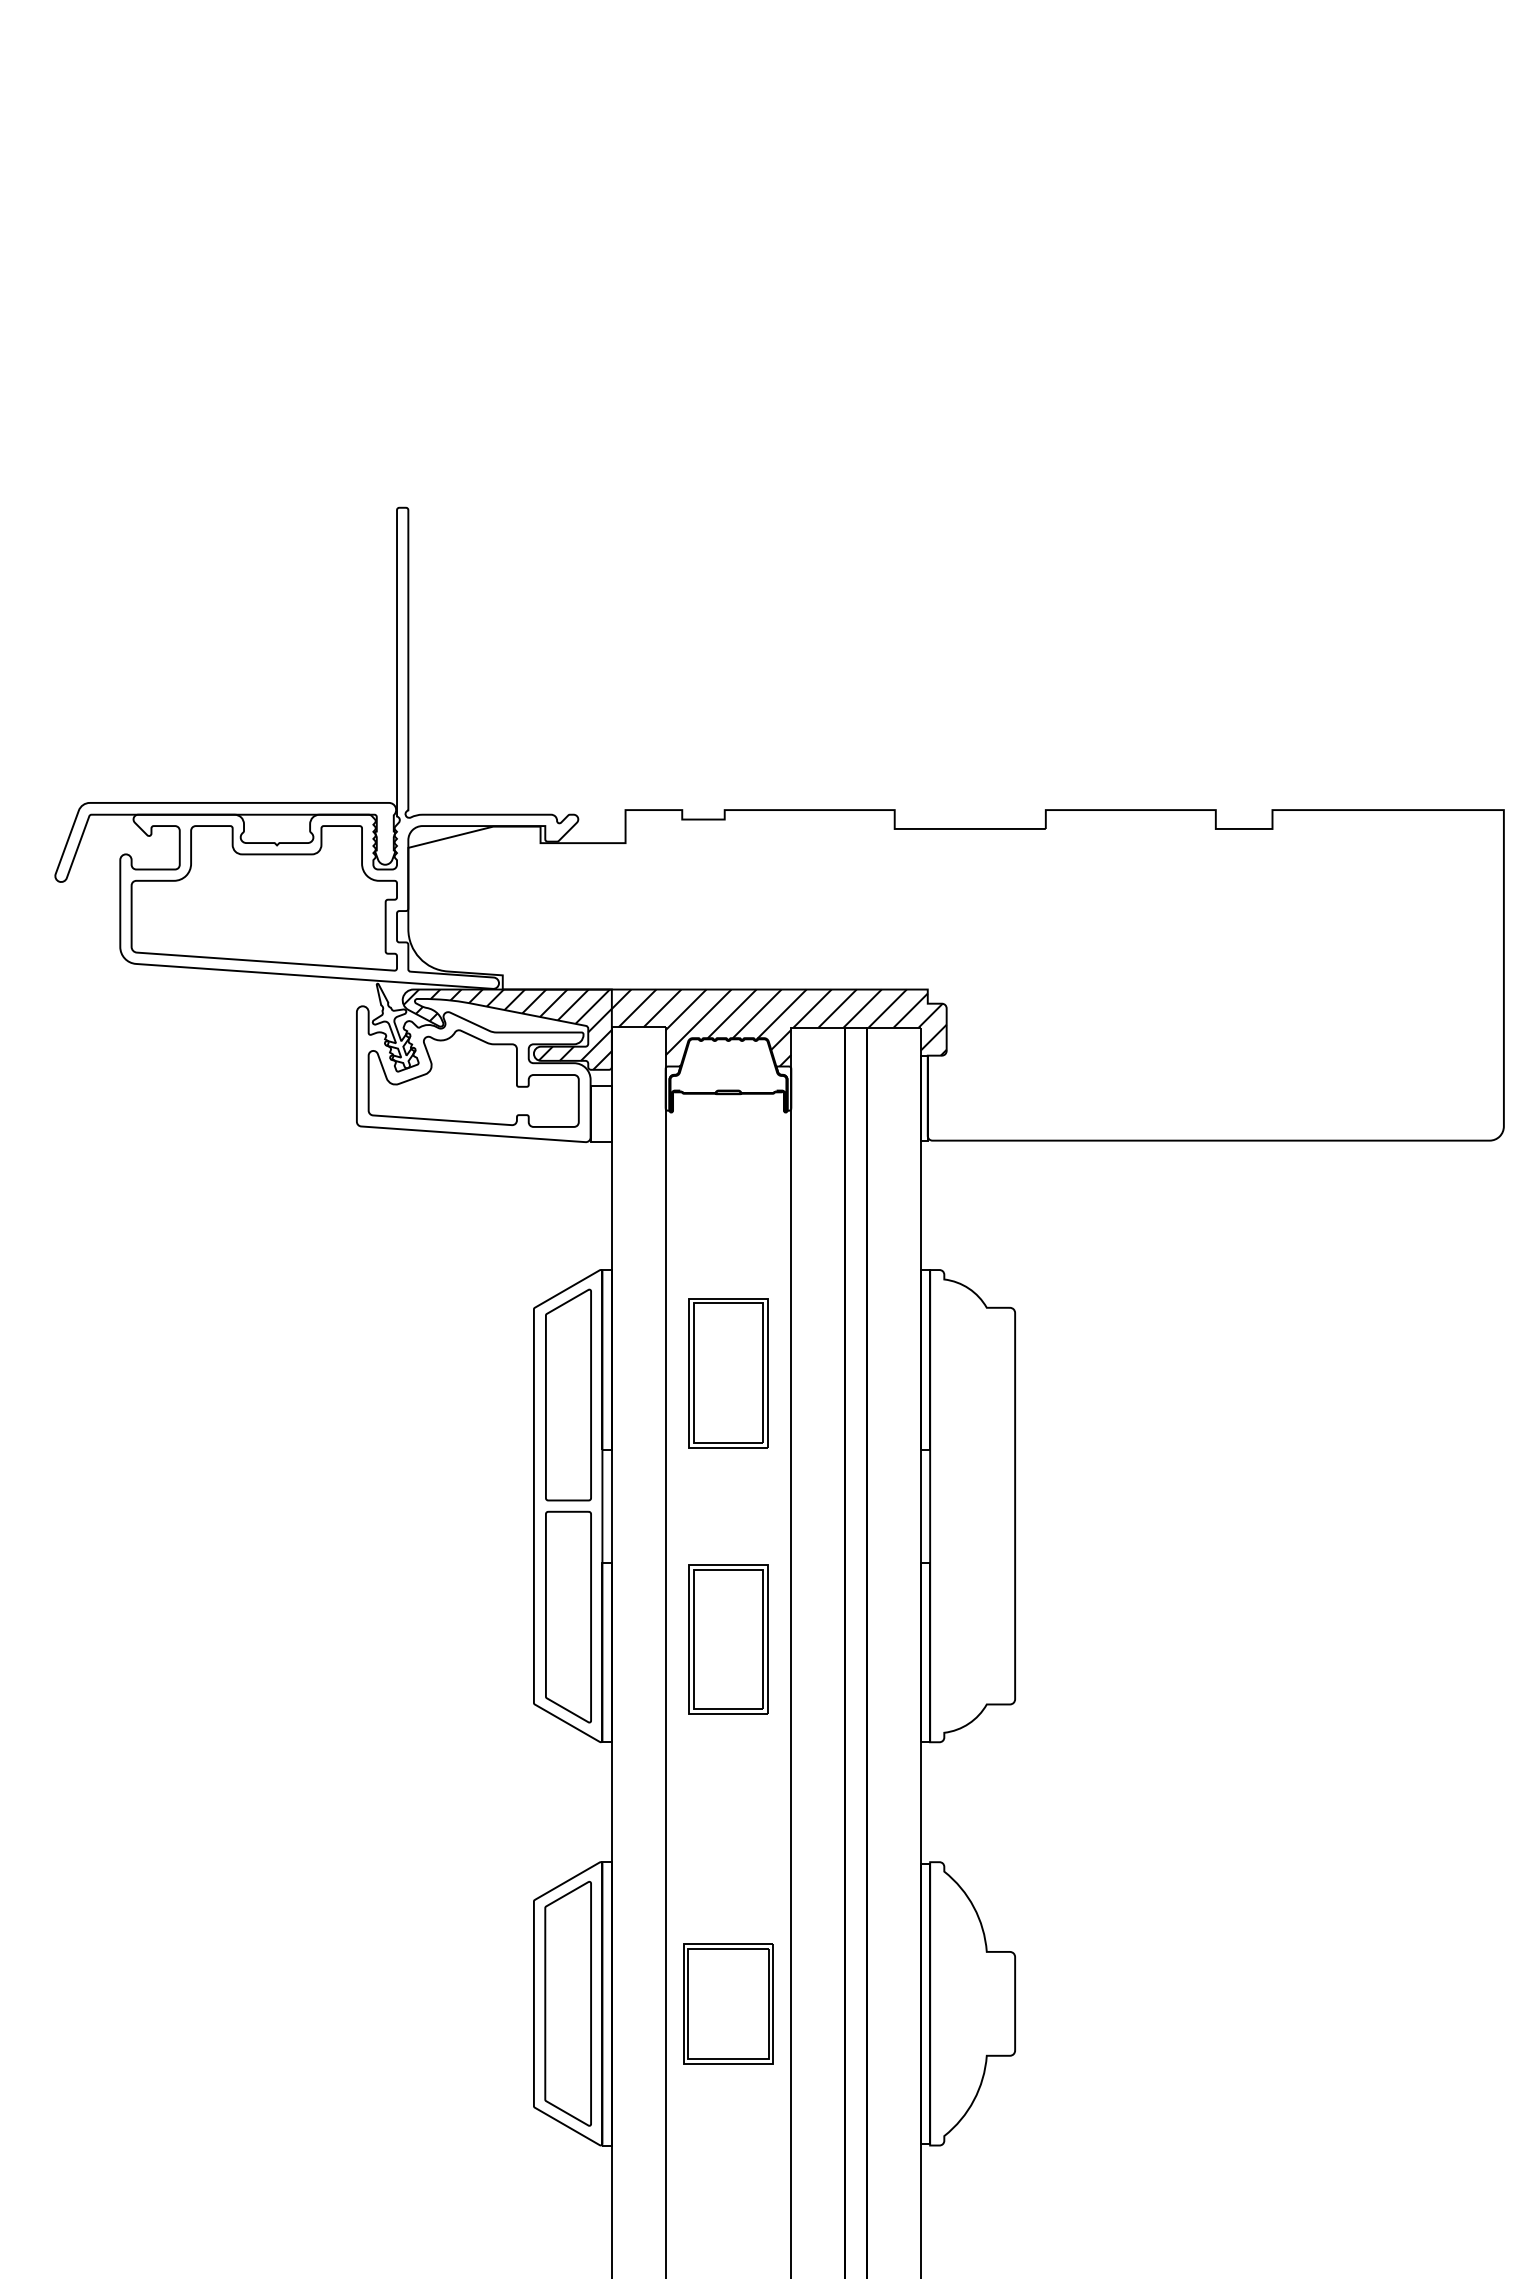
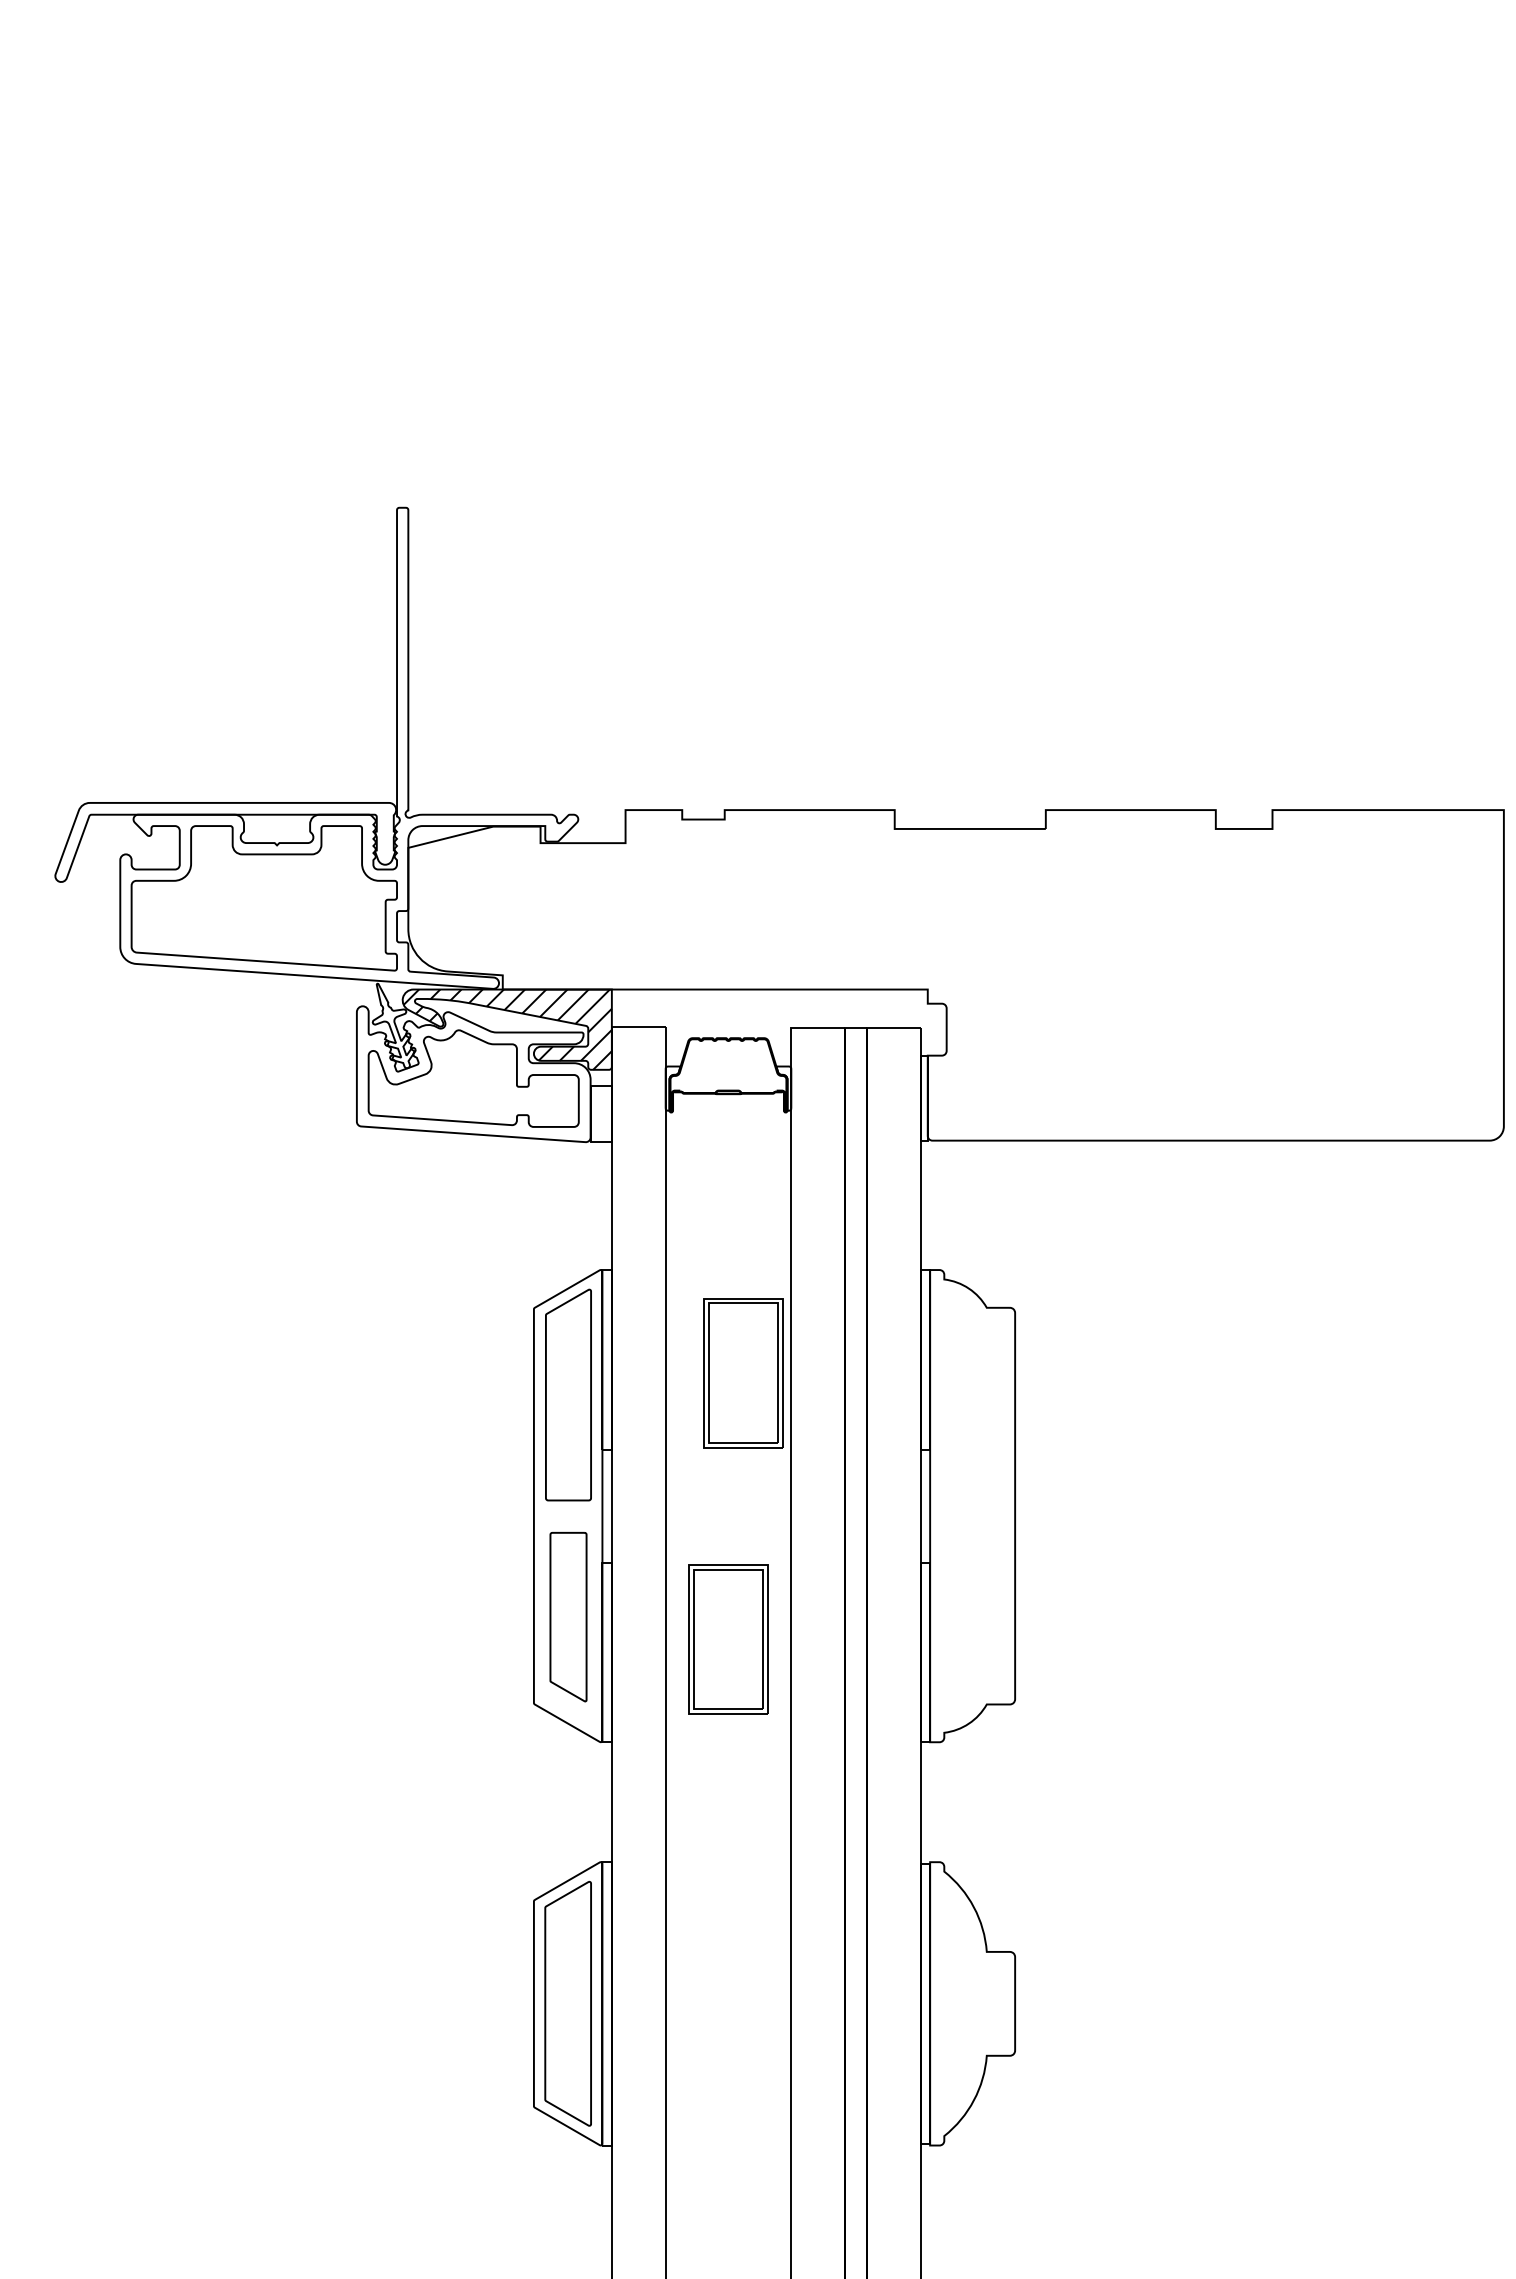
hatch: present -> none (778, 1027)
part position: (728, 1373) -> (743, 1373) (743, 1373)
part size: 47x214 px -> 39x171 px (568, 1617)
part: present -> none (728, 2003)
